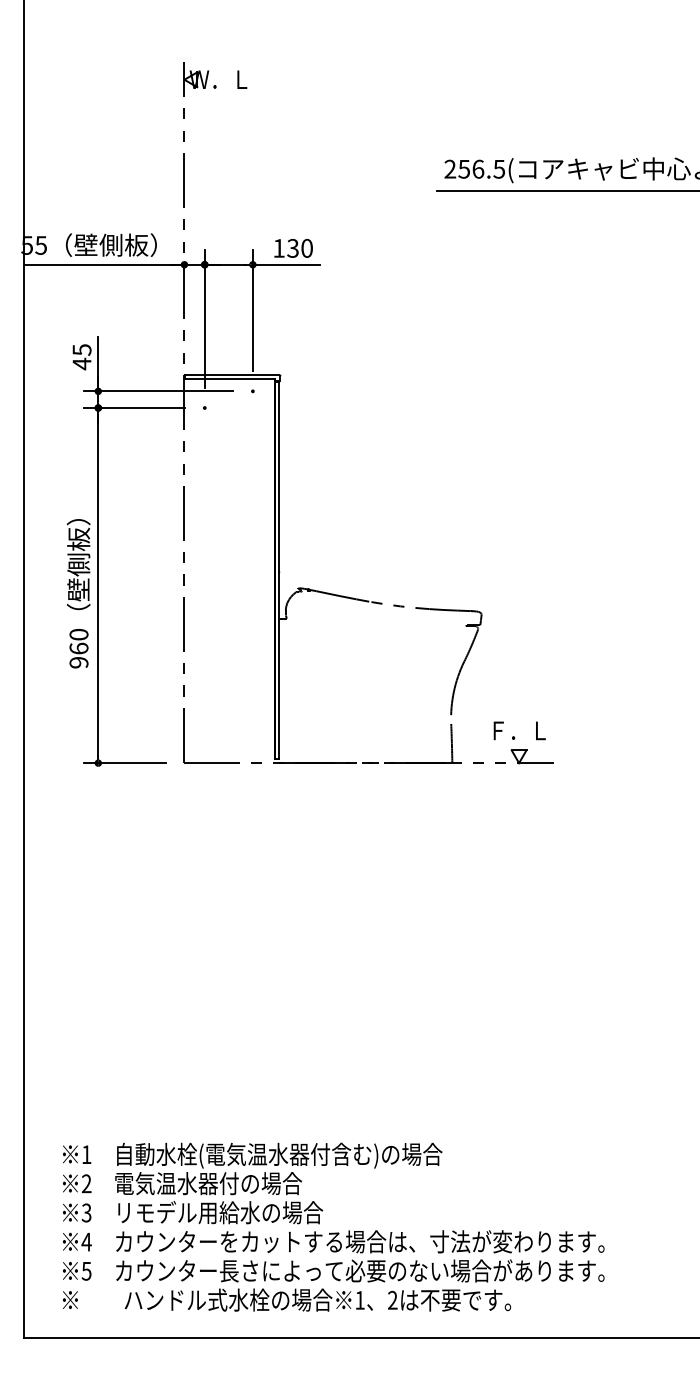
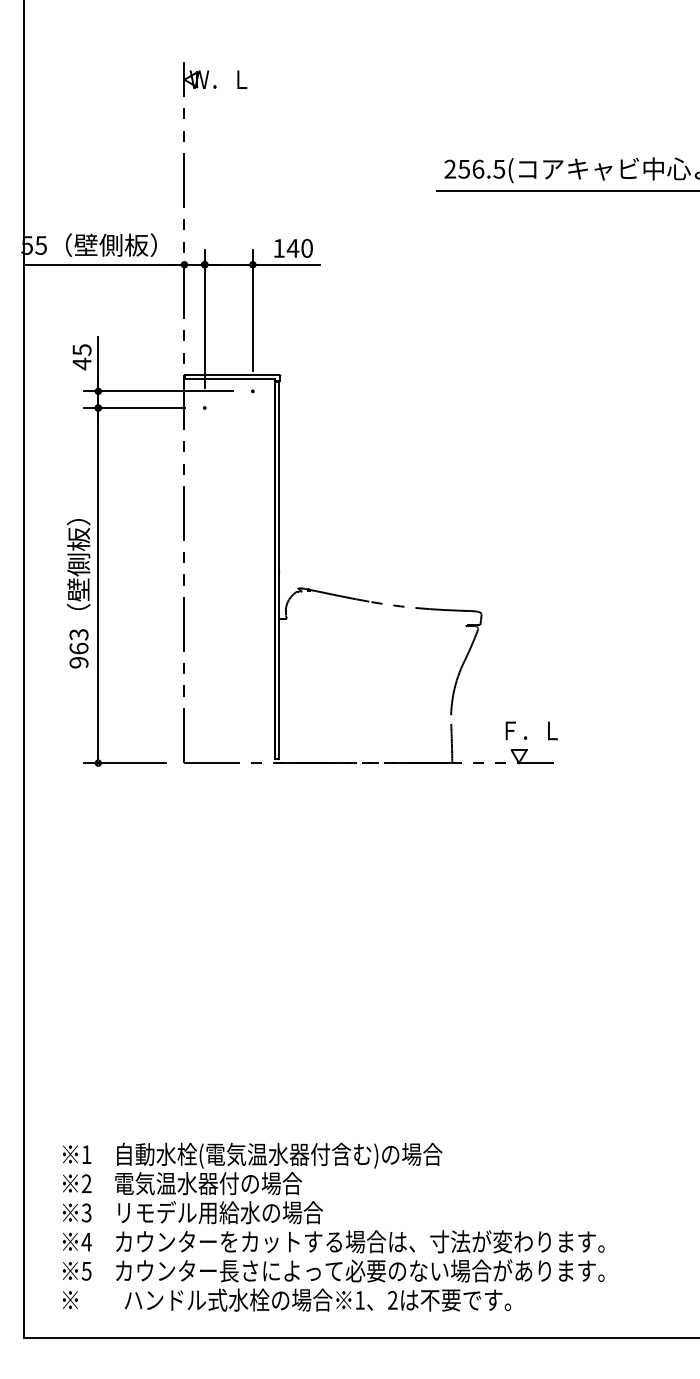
text: 130 -> 140 (292, 247)
text: 960 -> 963 (78, 634)
text position: (519, 730) -> (531, 730) (531, 730)
